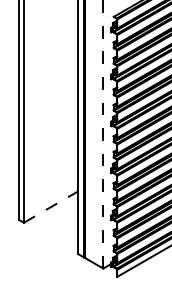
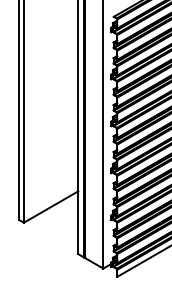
line: dashed -> solid (103, 134)
line: dashed -> solid (51, 206)
